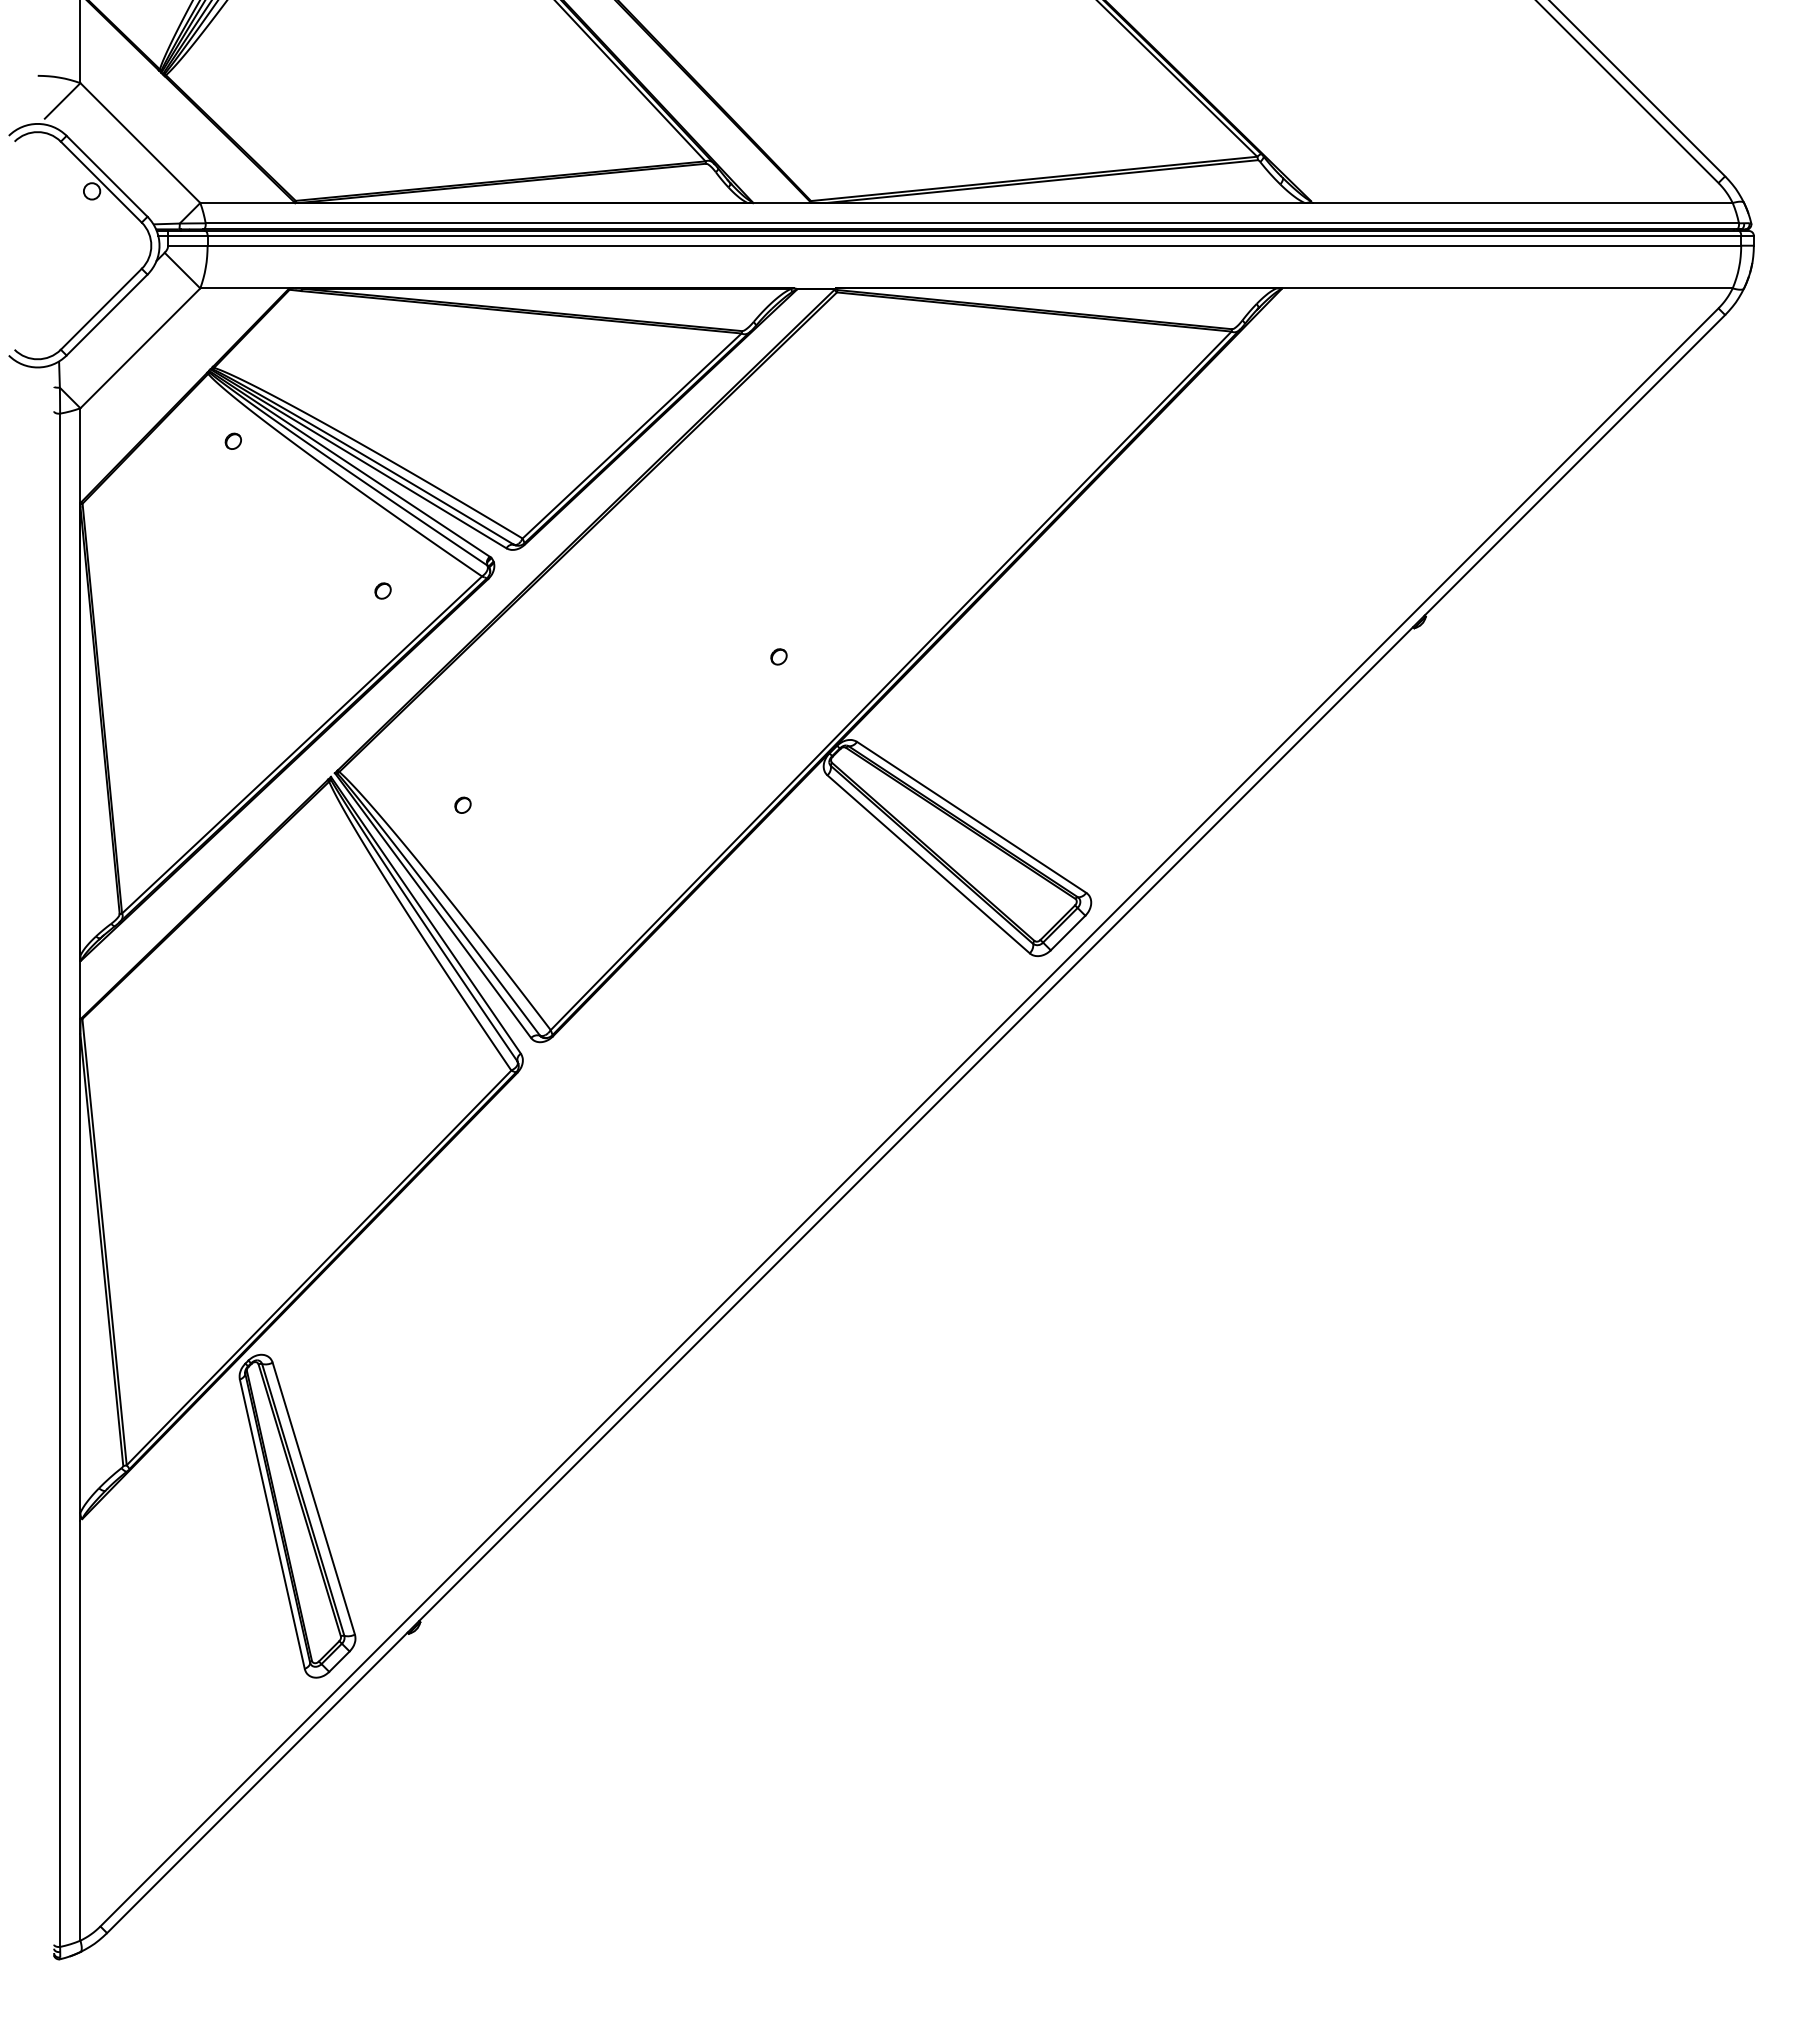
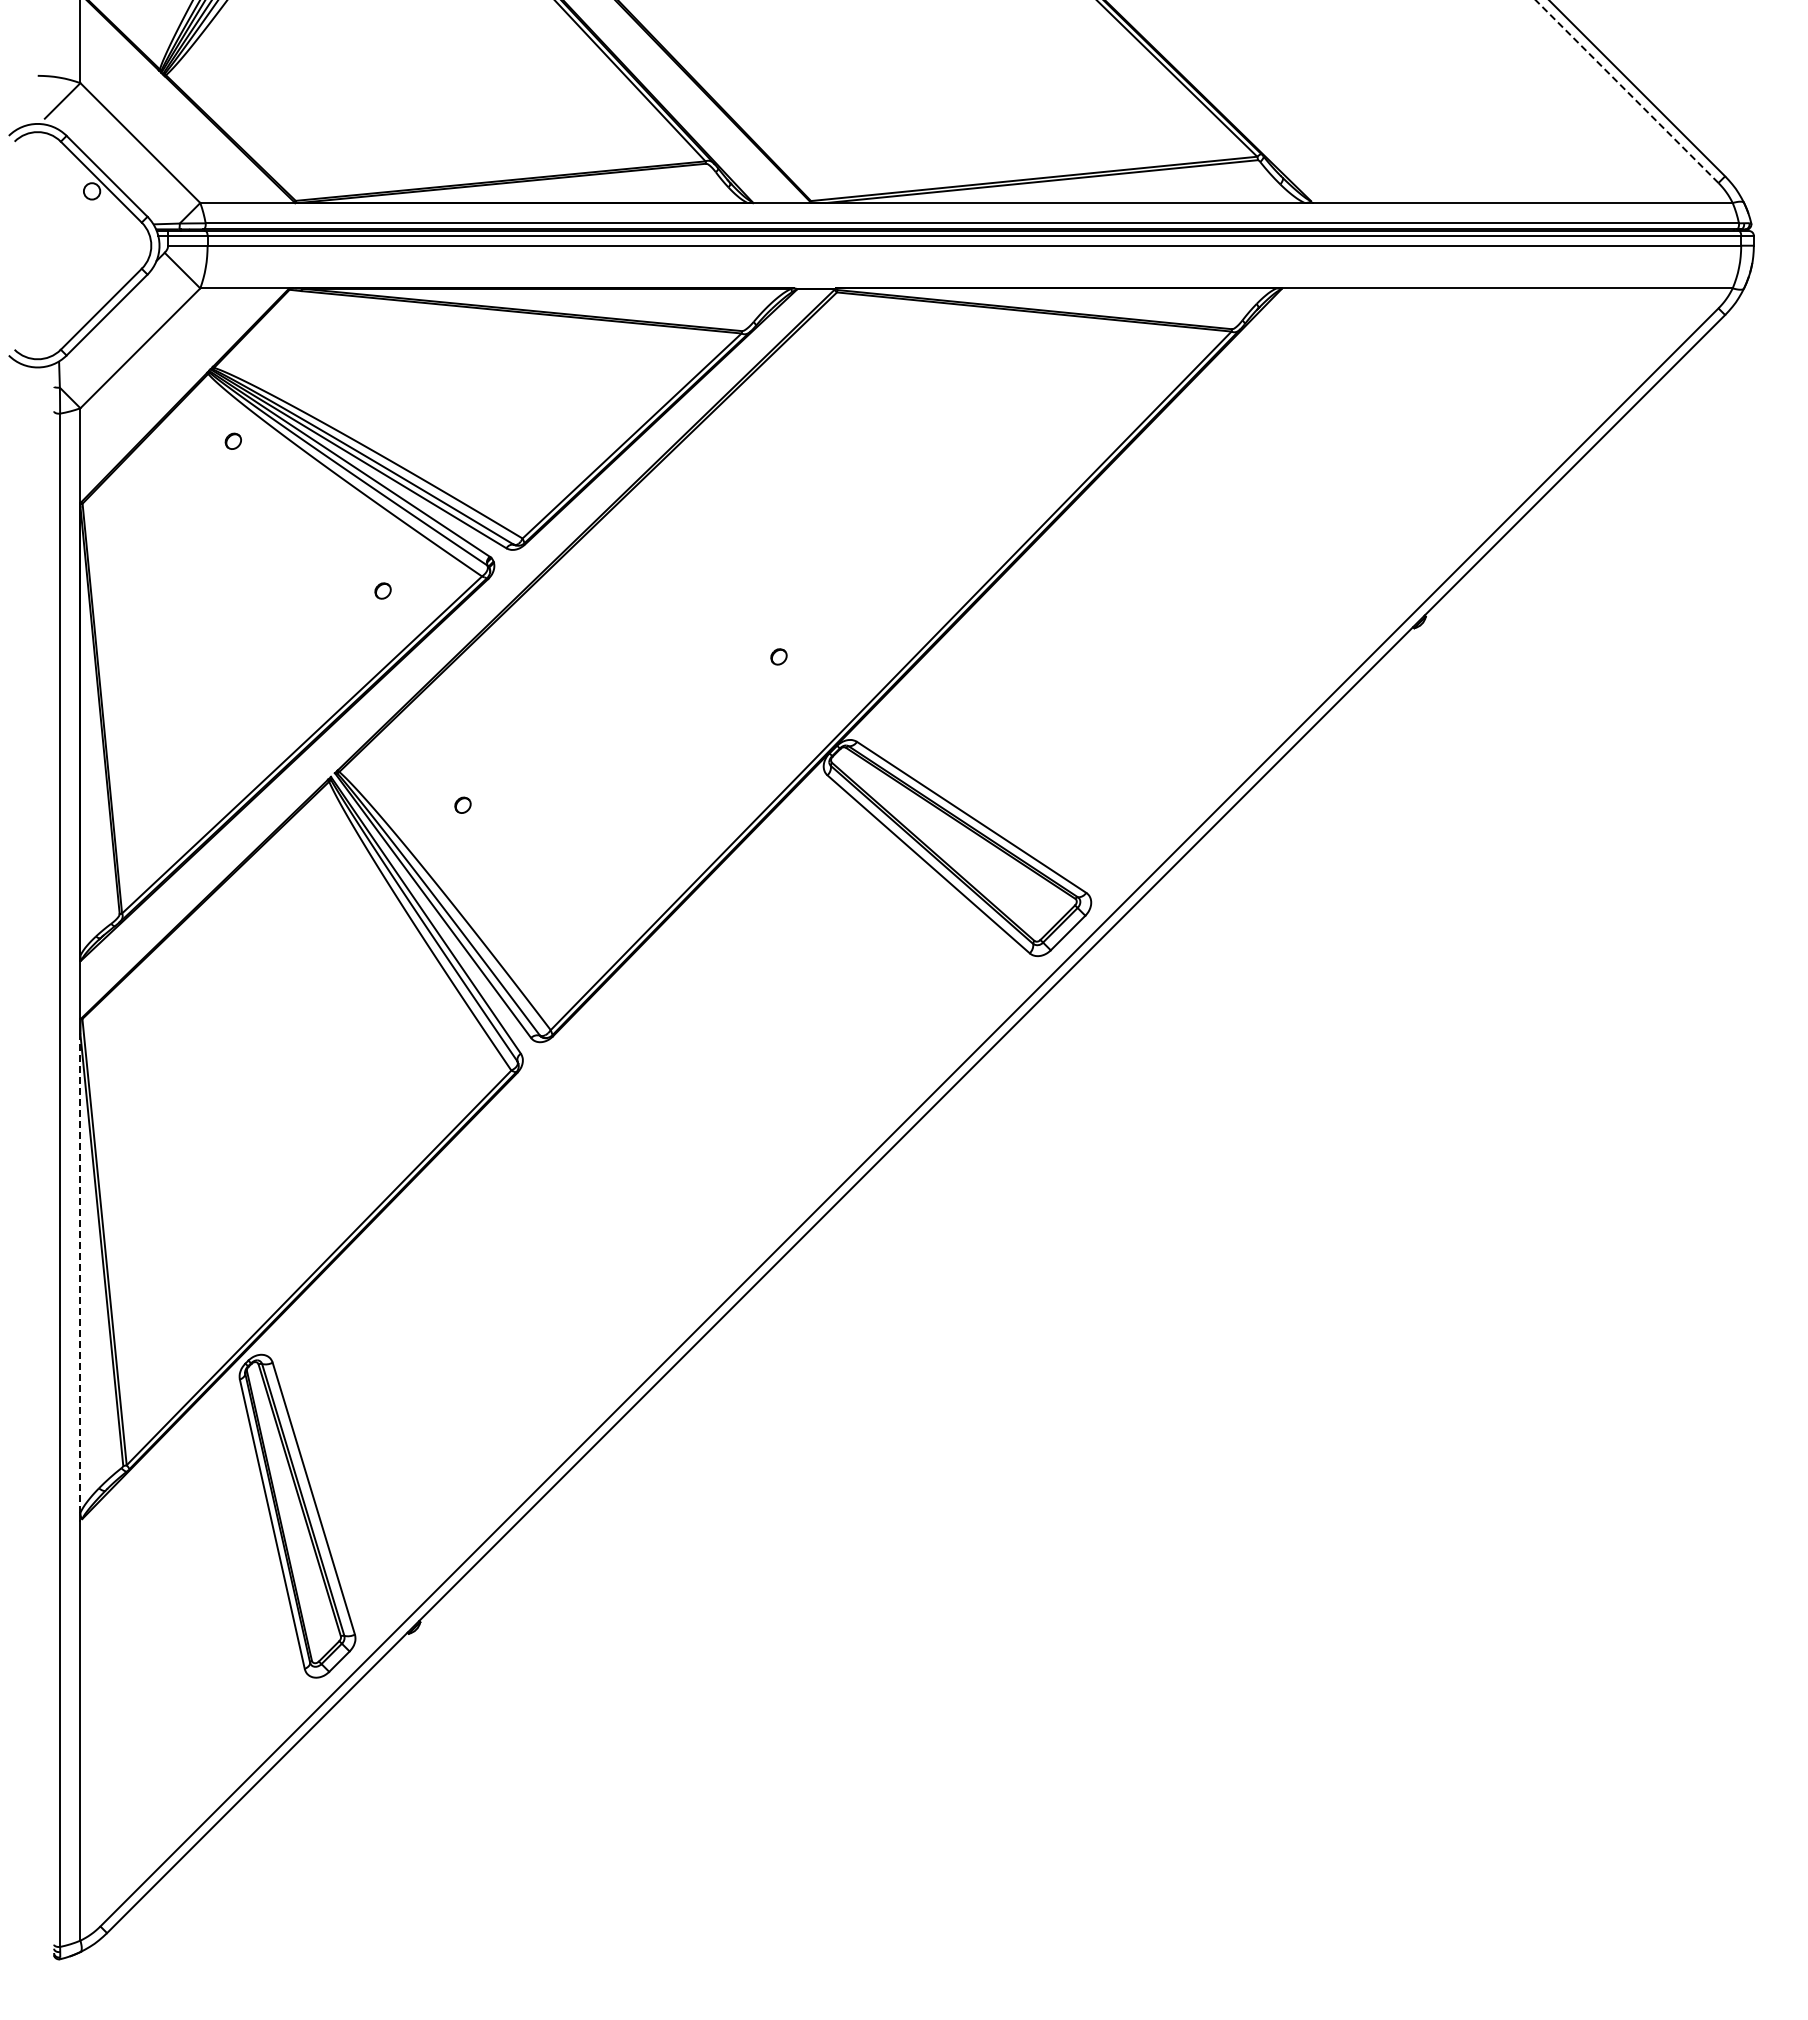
line: solid -> dashed (1627, 91)
line: solid -> dashed (80, 1273)
